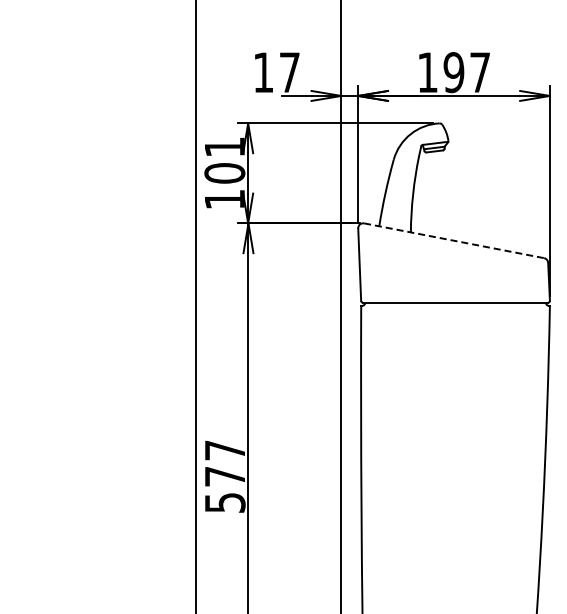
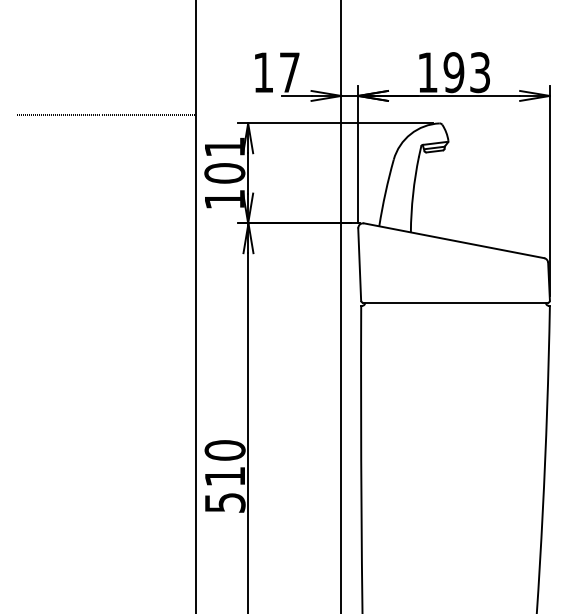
text: 197 -> 193 (479, 72)
line: none -> present (106, 115)
line: dashed -> solid (454, 240)
text: 577 -> 510 (224, 463)
